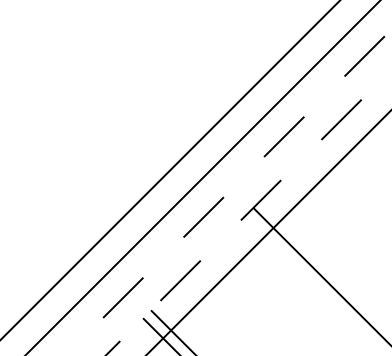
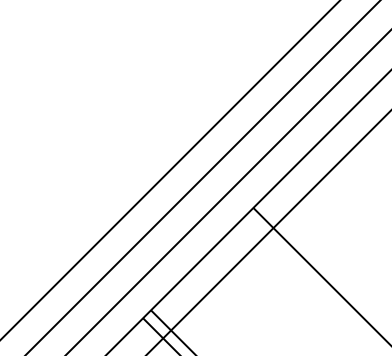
line: dashed -> solid (228, 192)
line: dashed -> solid (248, 213)
